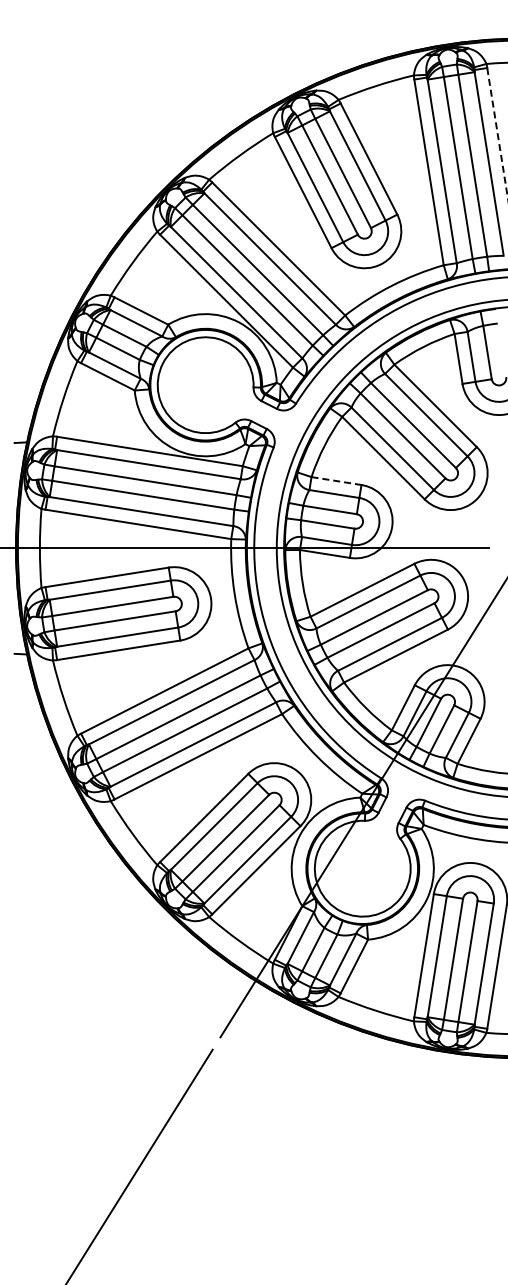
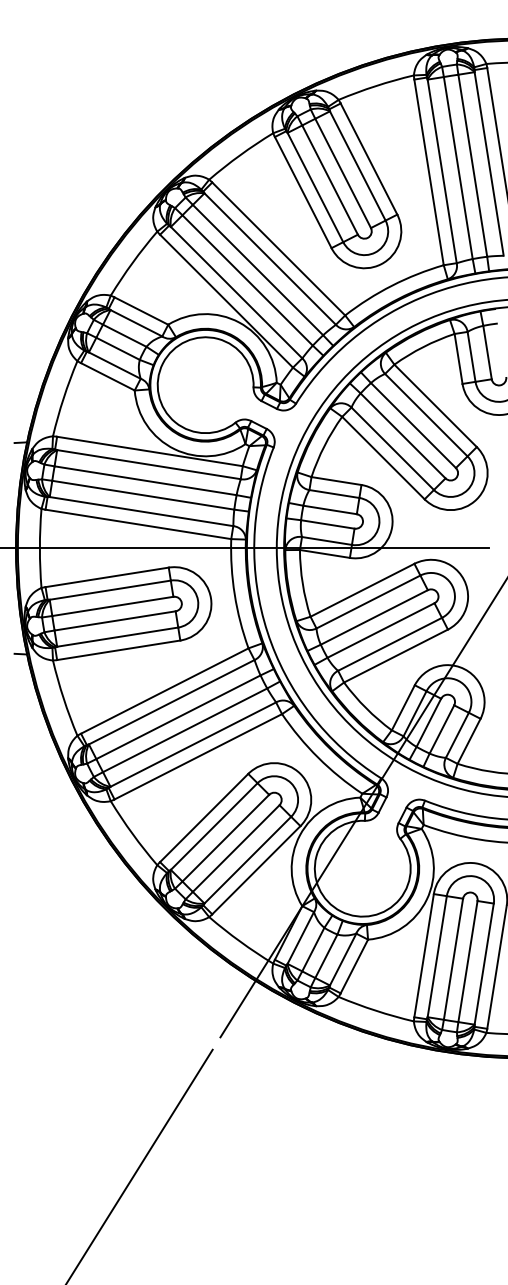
line: dashed -> solid (497, 133)
line: dashed -> solid (336, 481)
